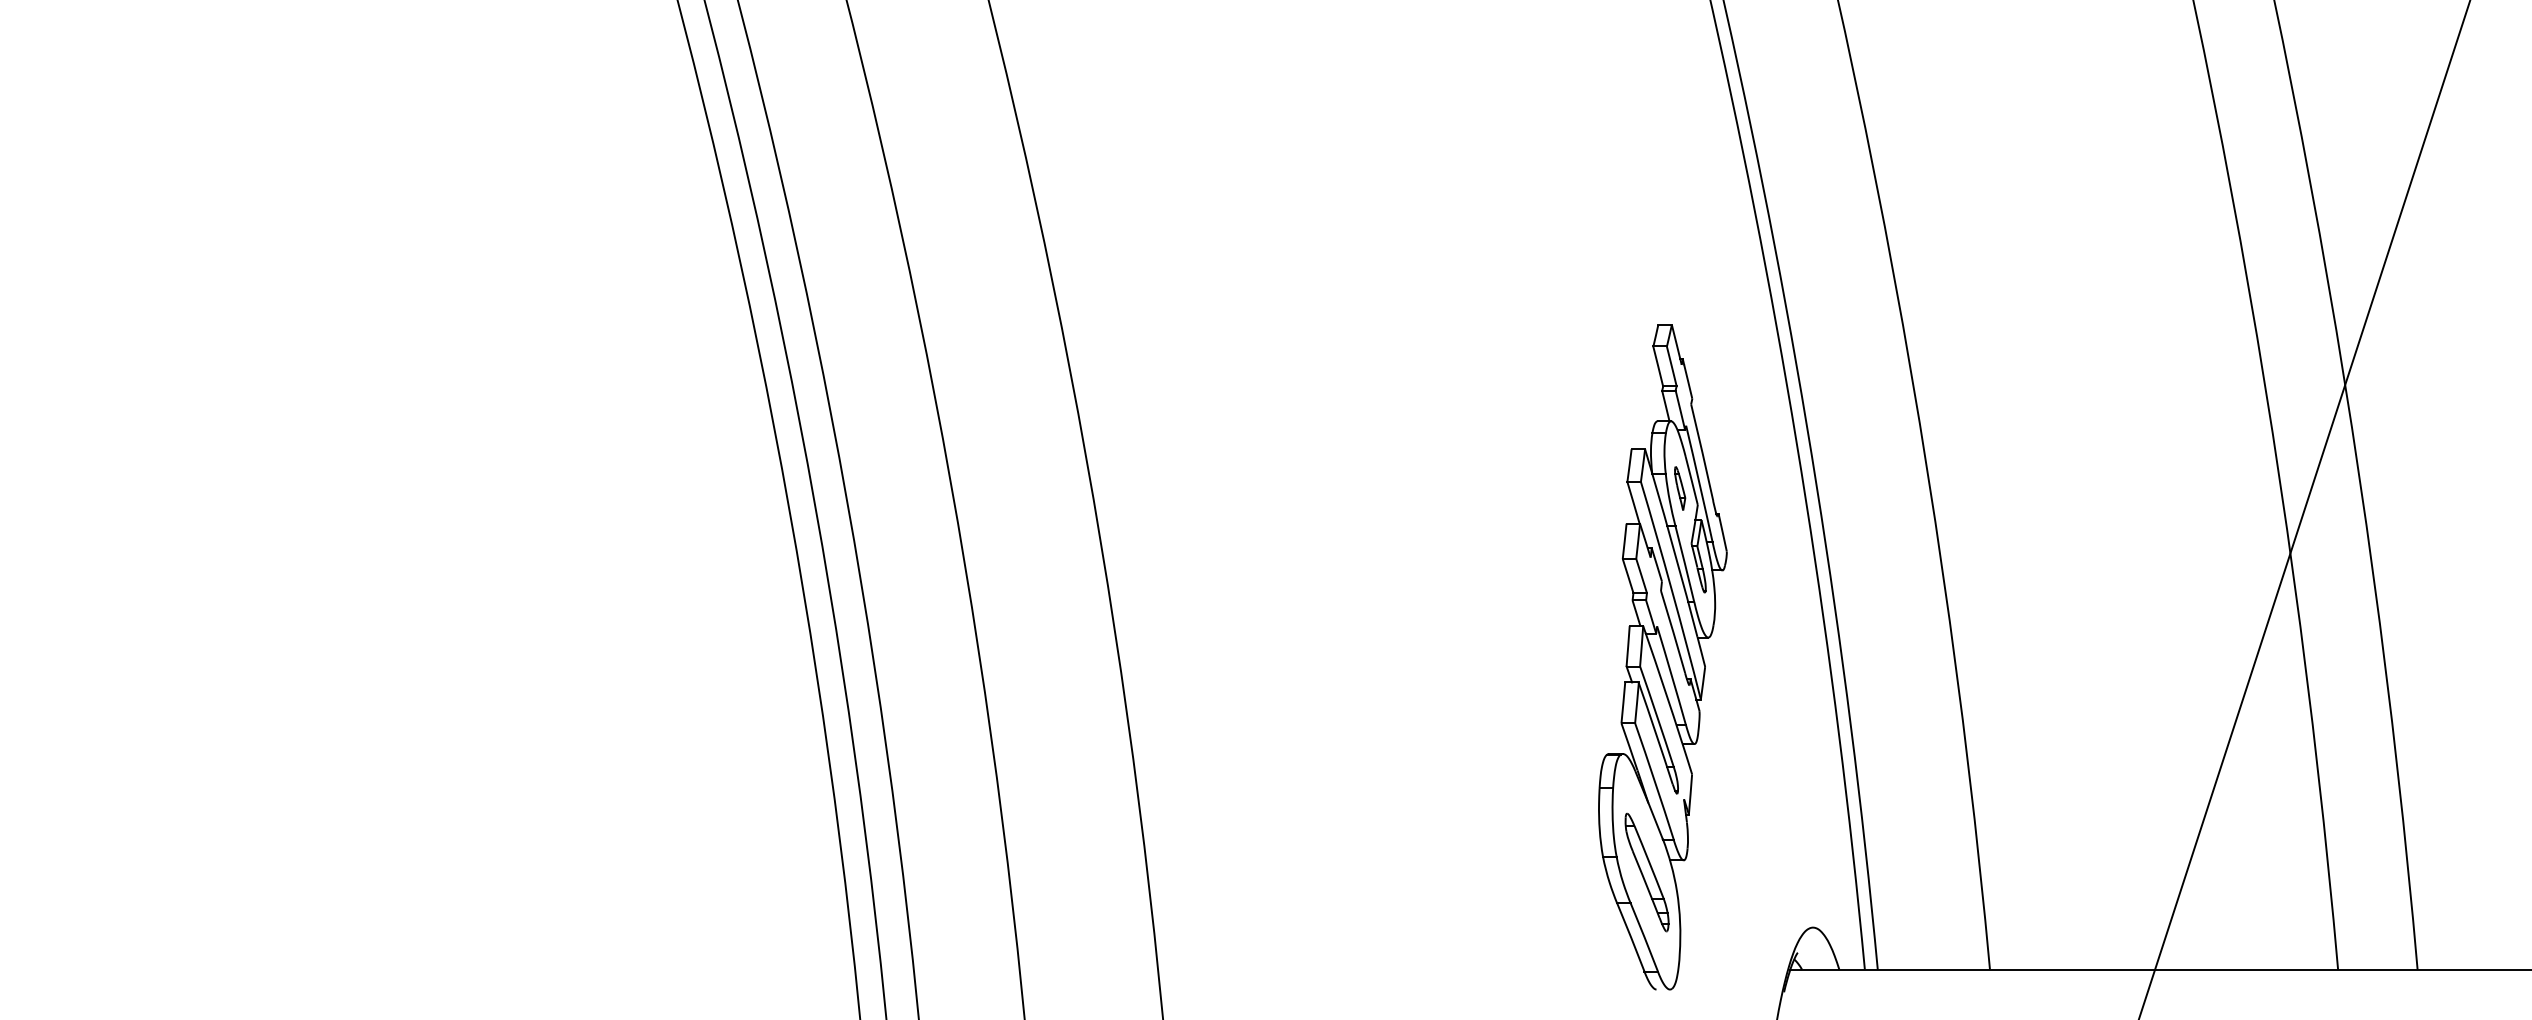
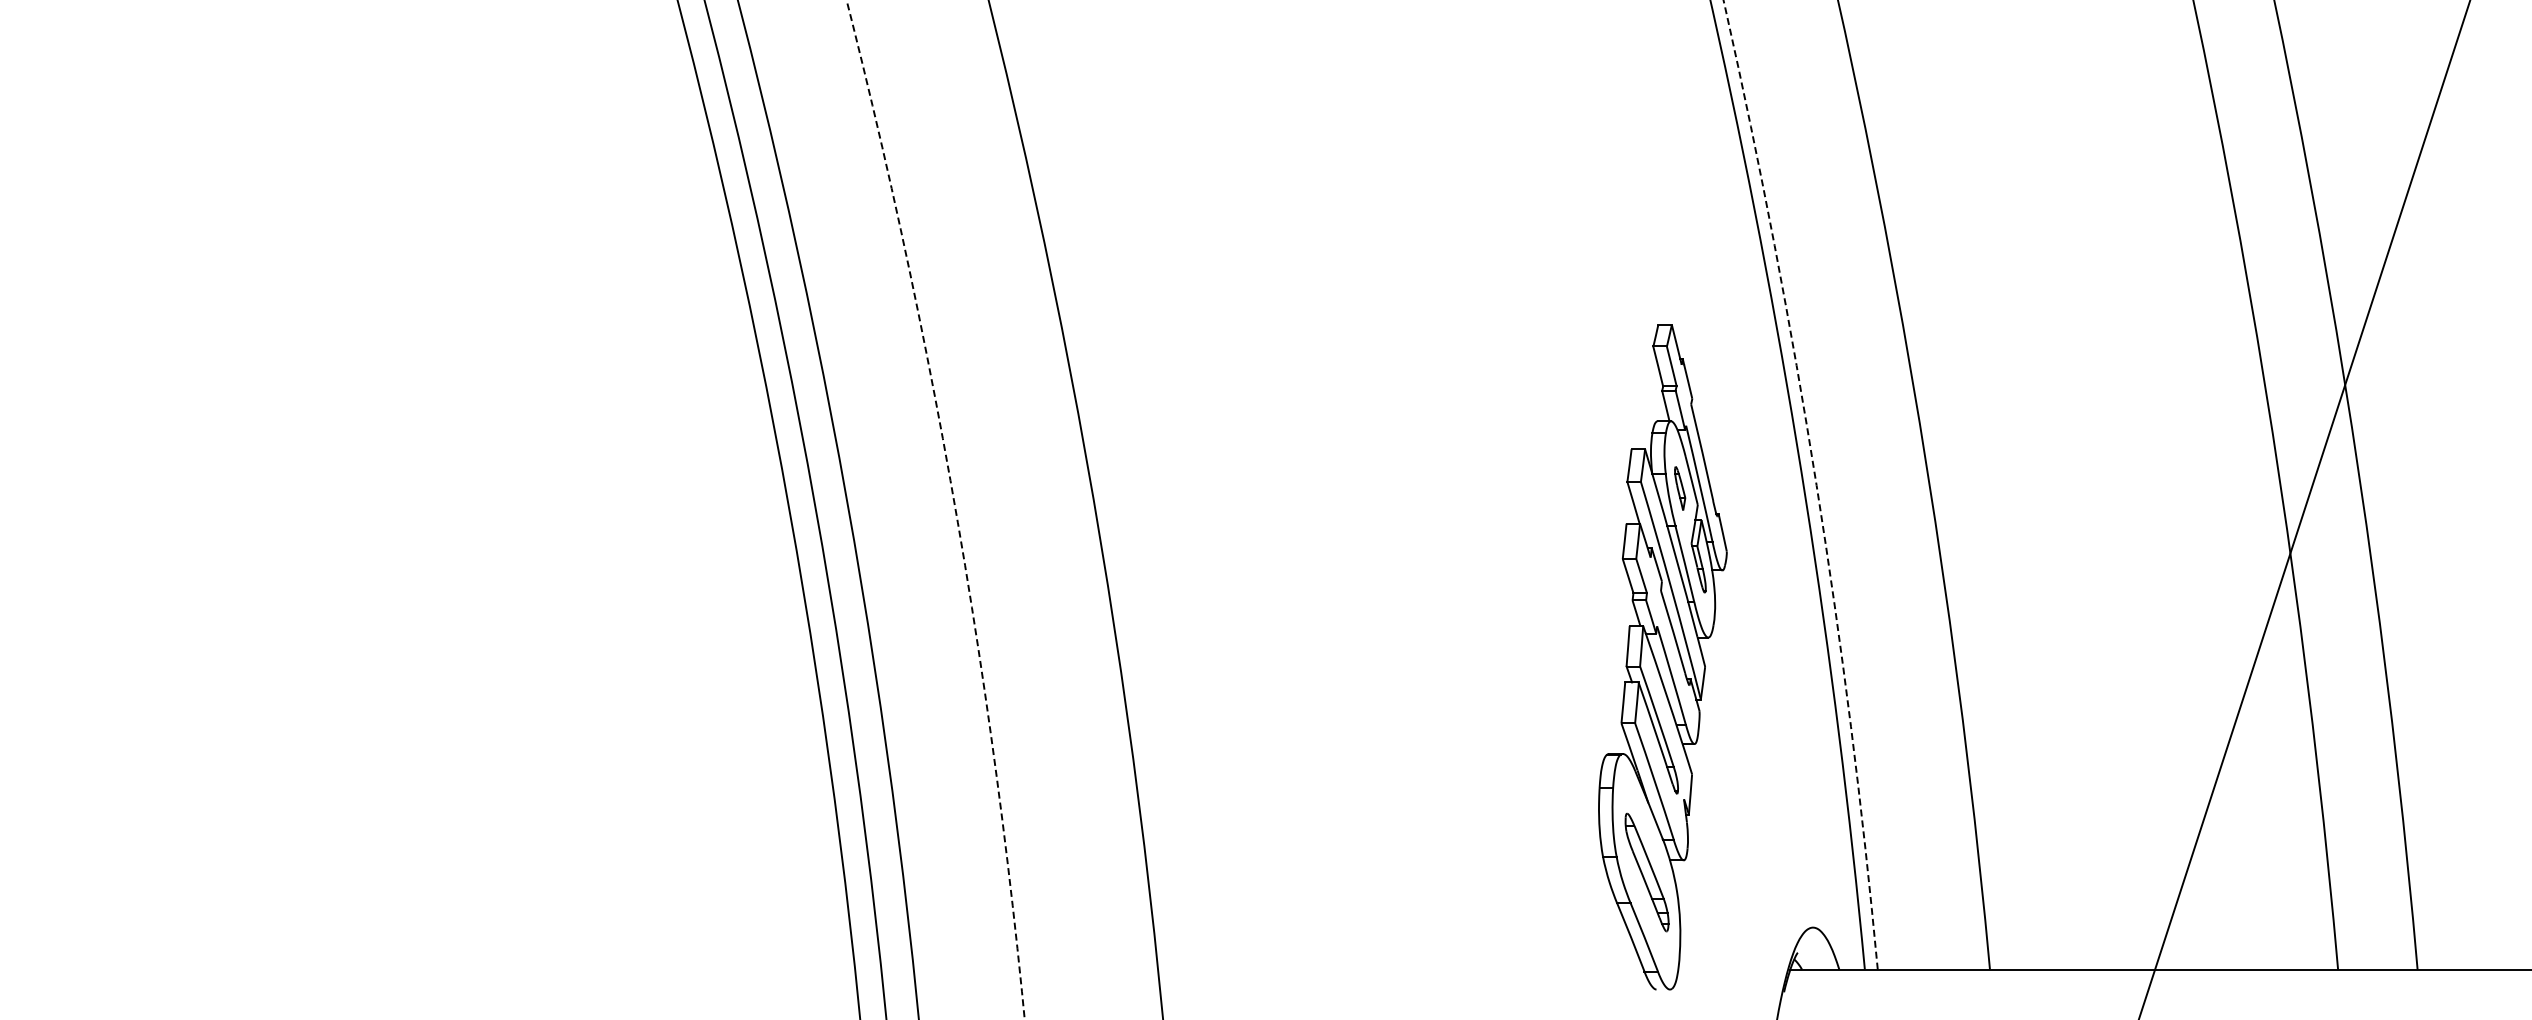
arc: solid -> dashed (1816, 483)
circle: solid -> dashed (935, 509)
